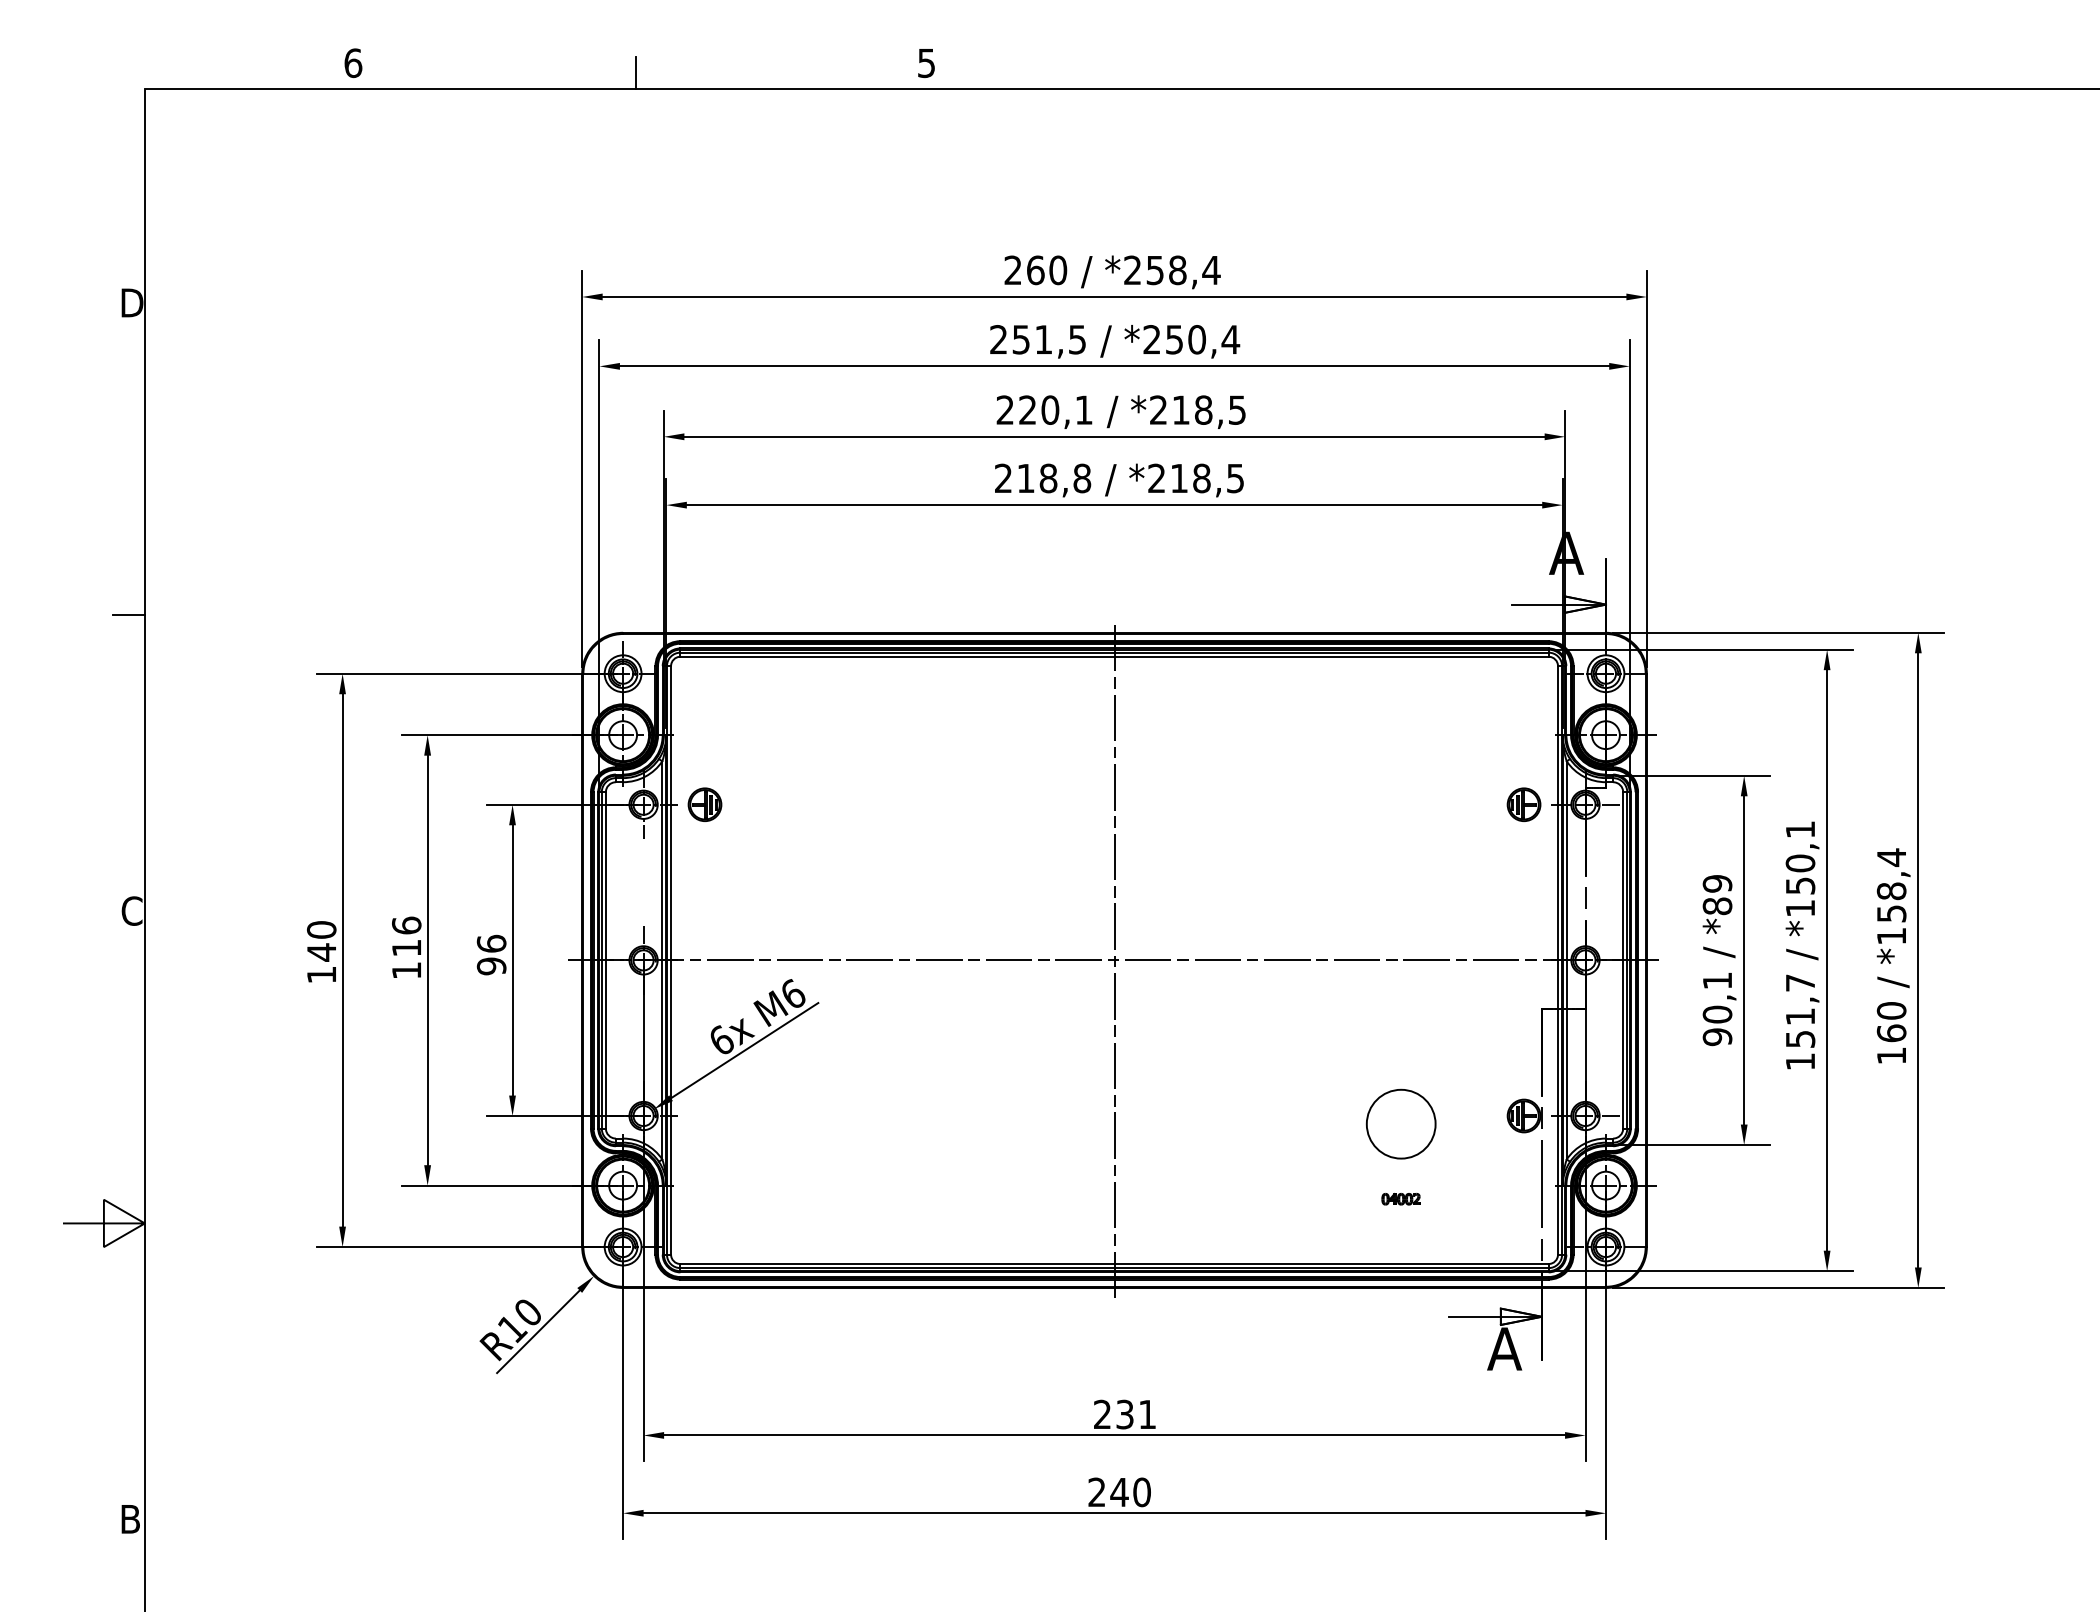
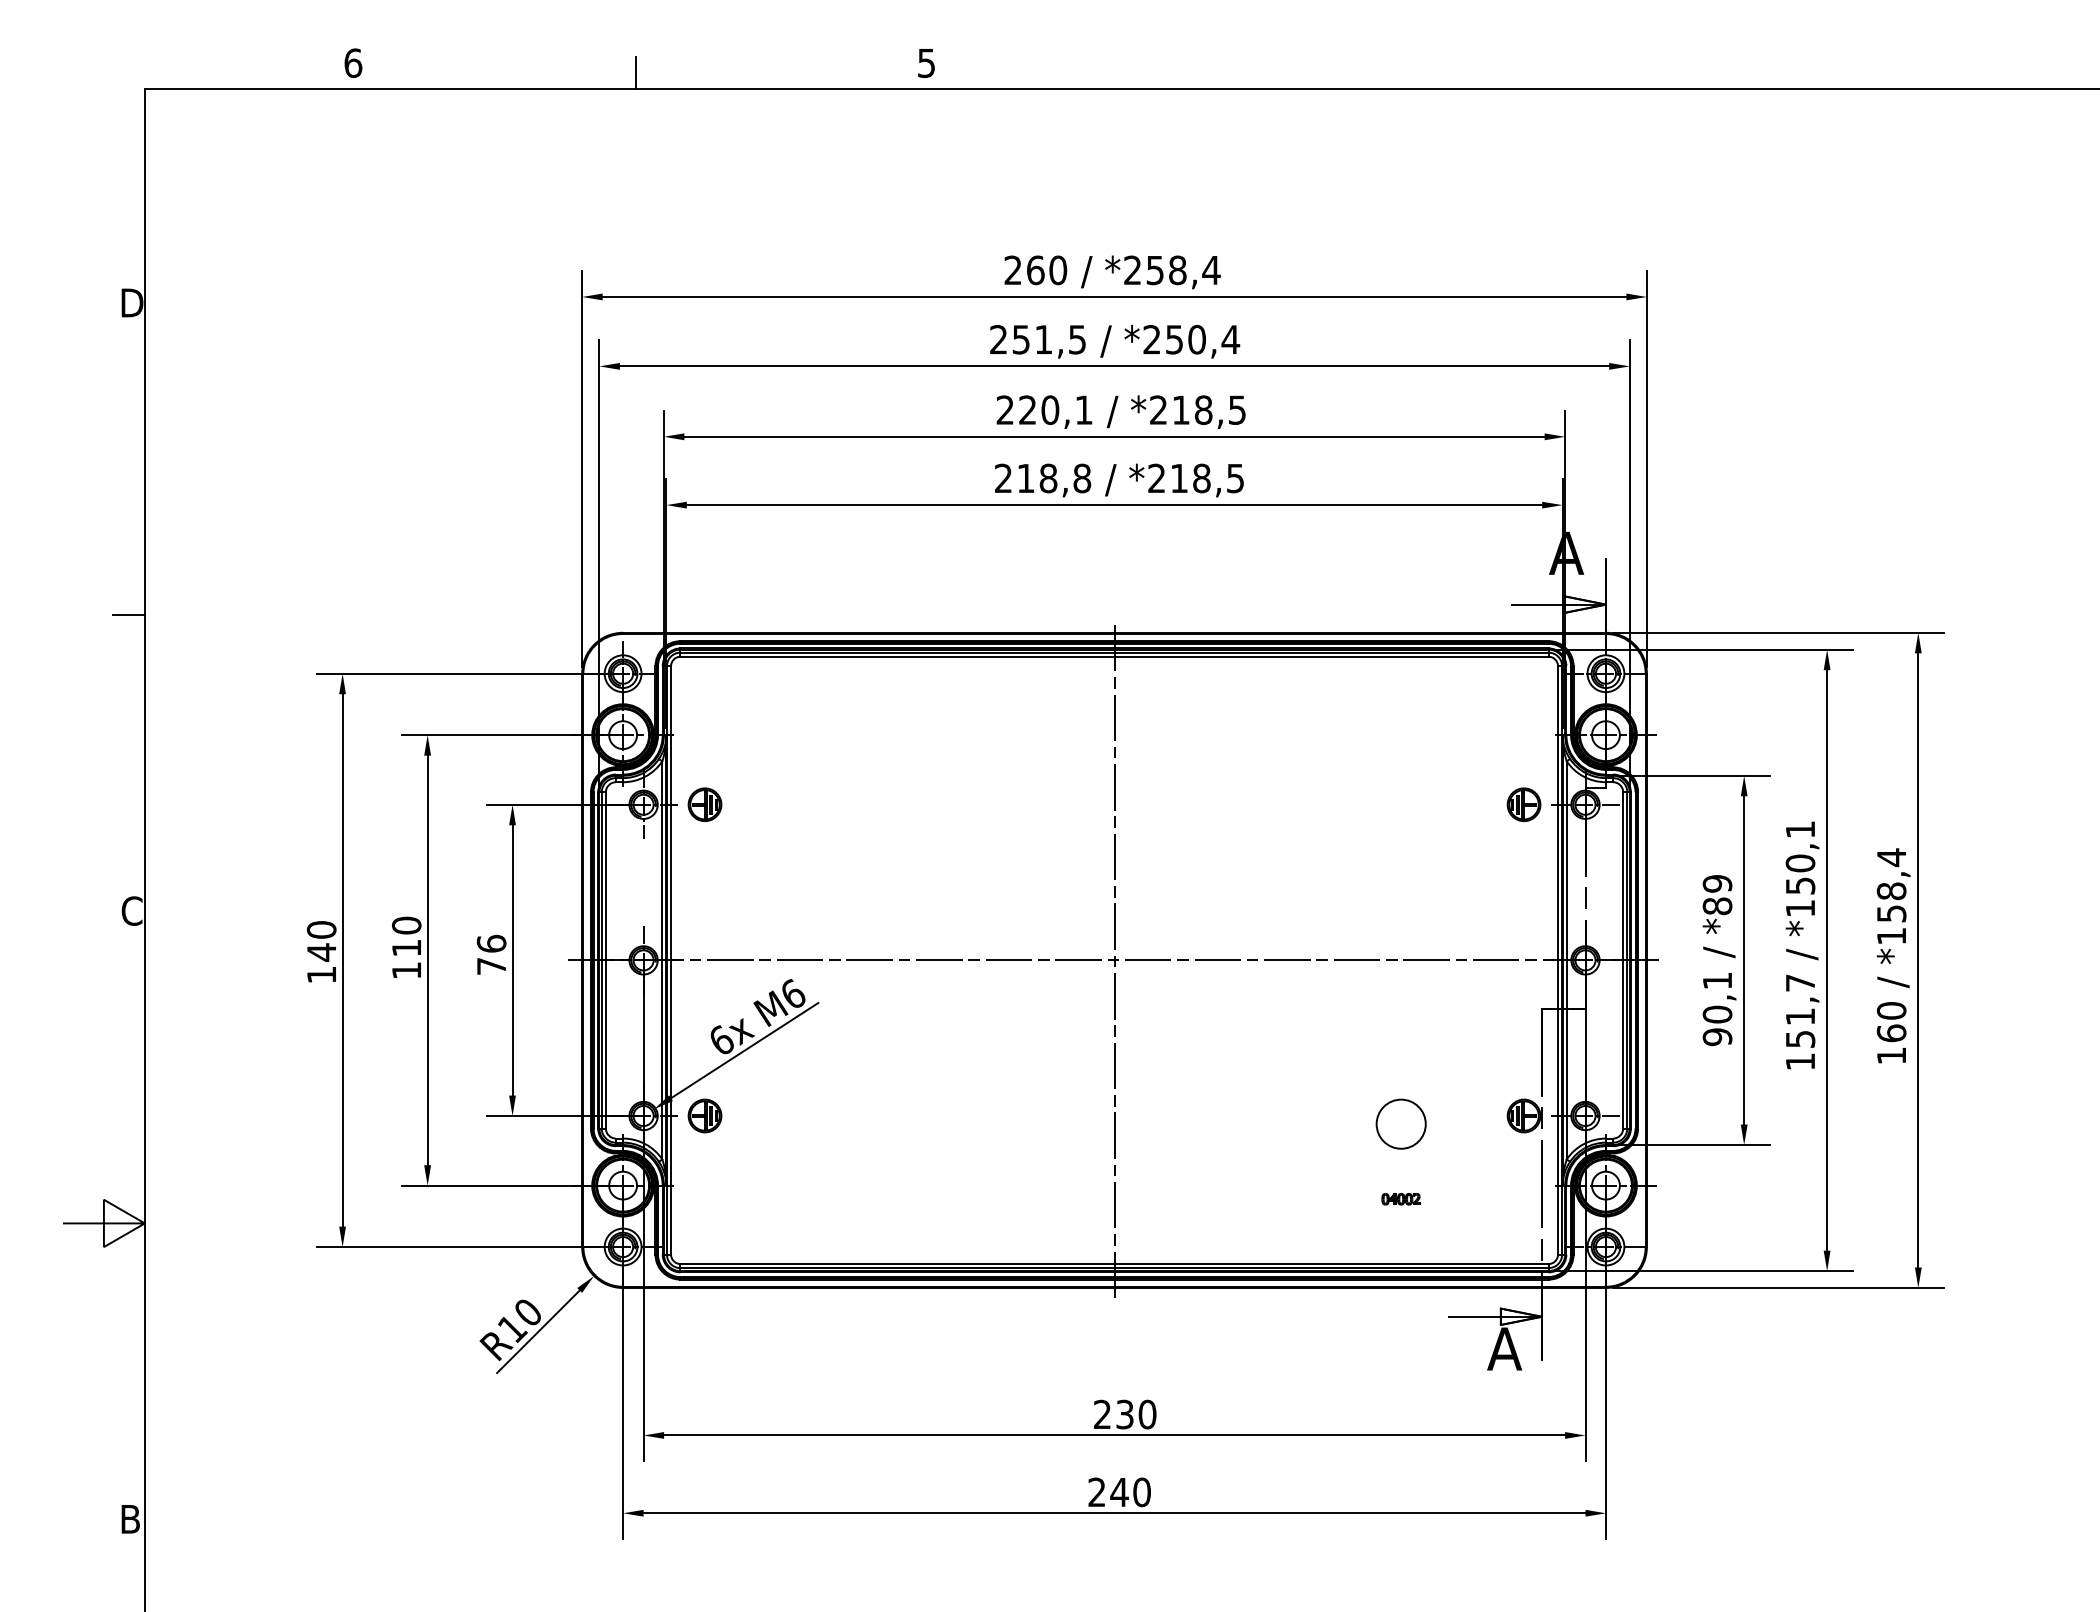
text: 116 -> 110 (406, 925)
text: 96 -> 76 (491, 966)
part: none -> present (704, 1115)
circle diameter: 69 px -> 49 px (1400, 1123)
text: 231 -> 230 (1147, 1414)
